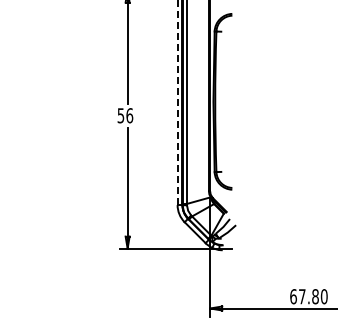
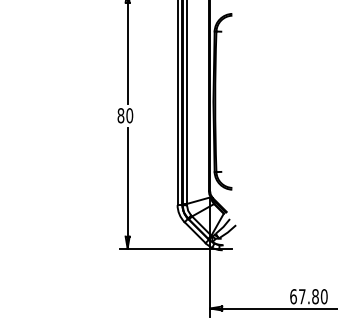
line: dashed -> solid (177, 102)
text: 56 -> 80 (125, 115)
